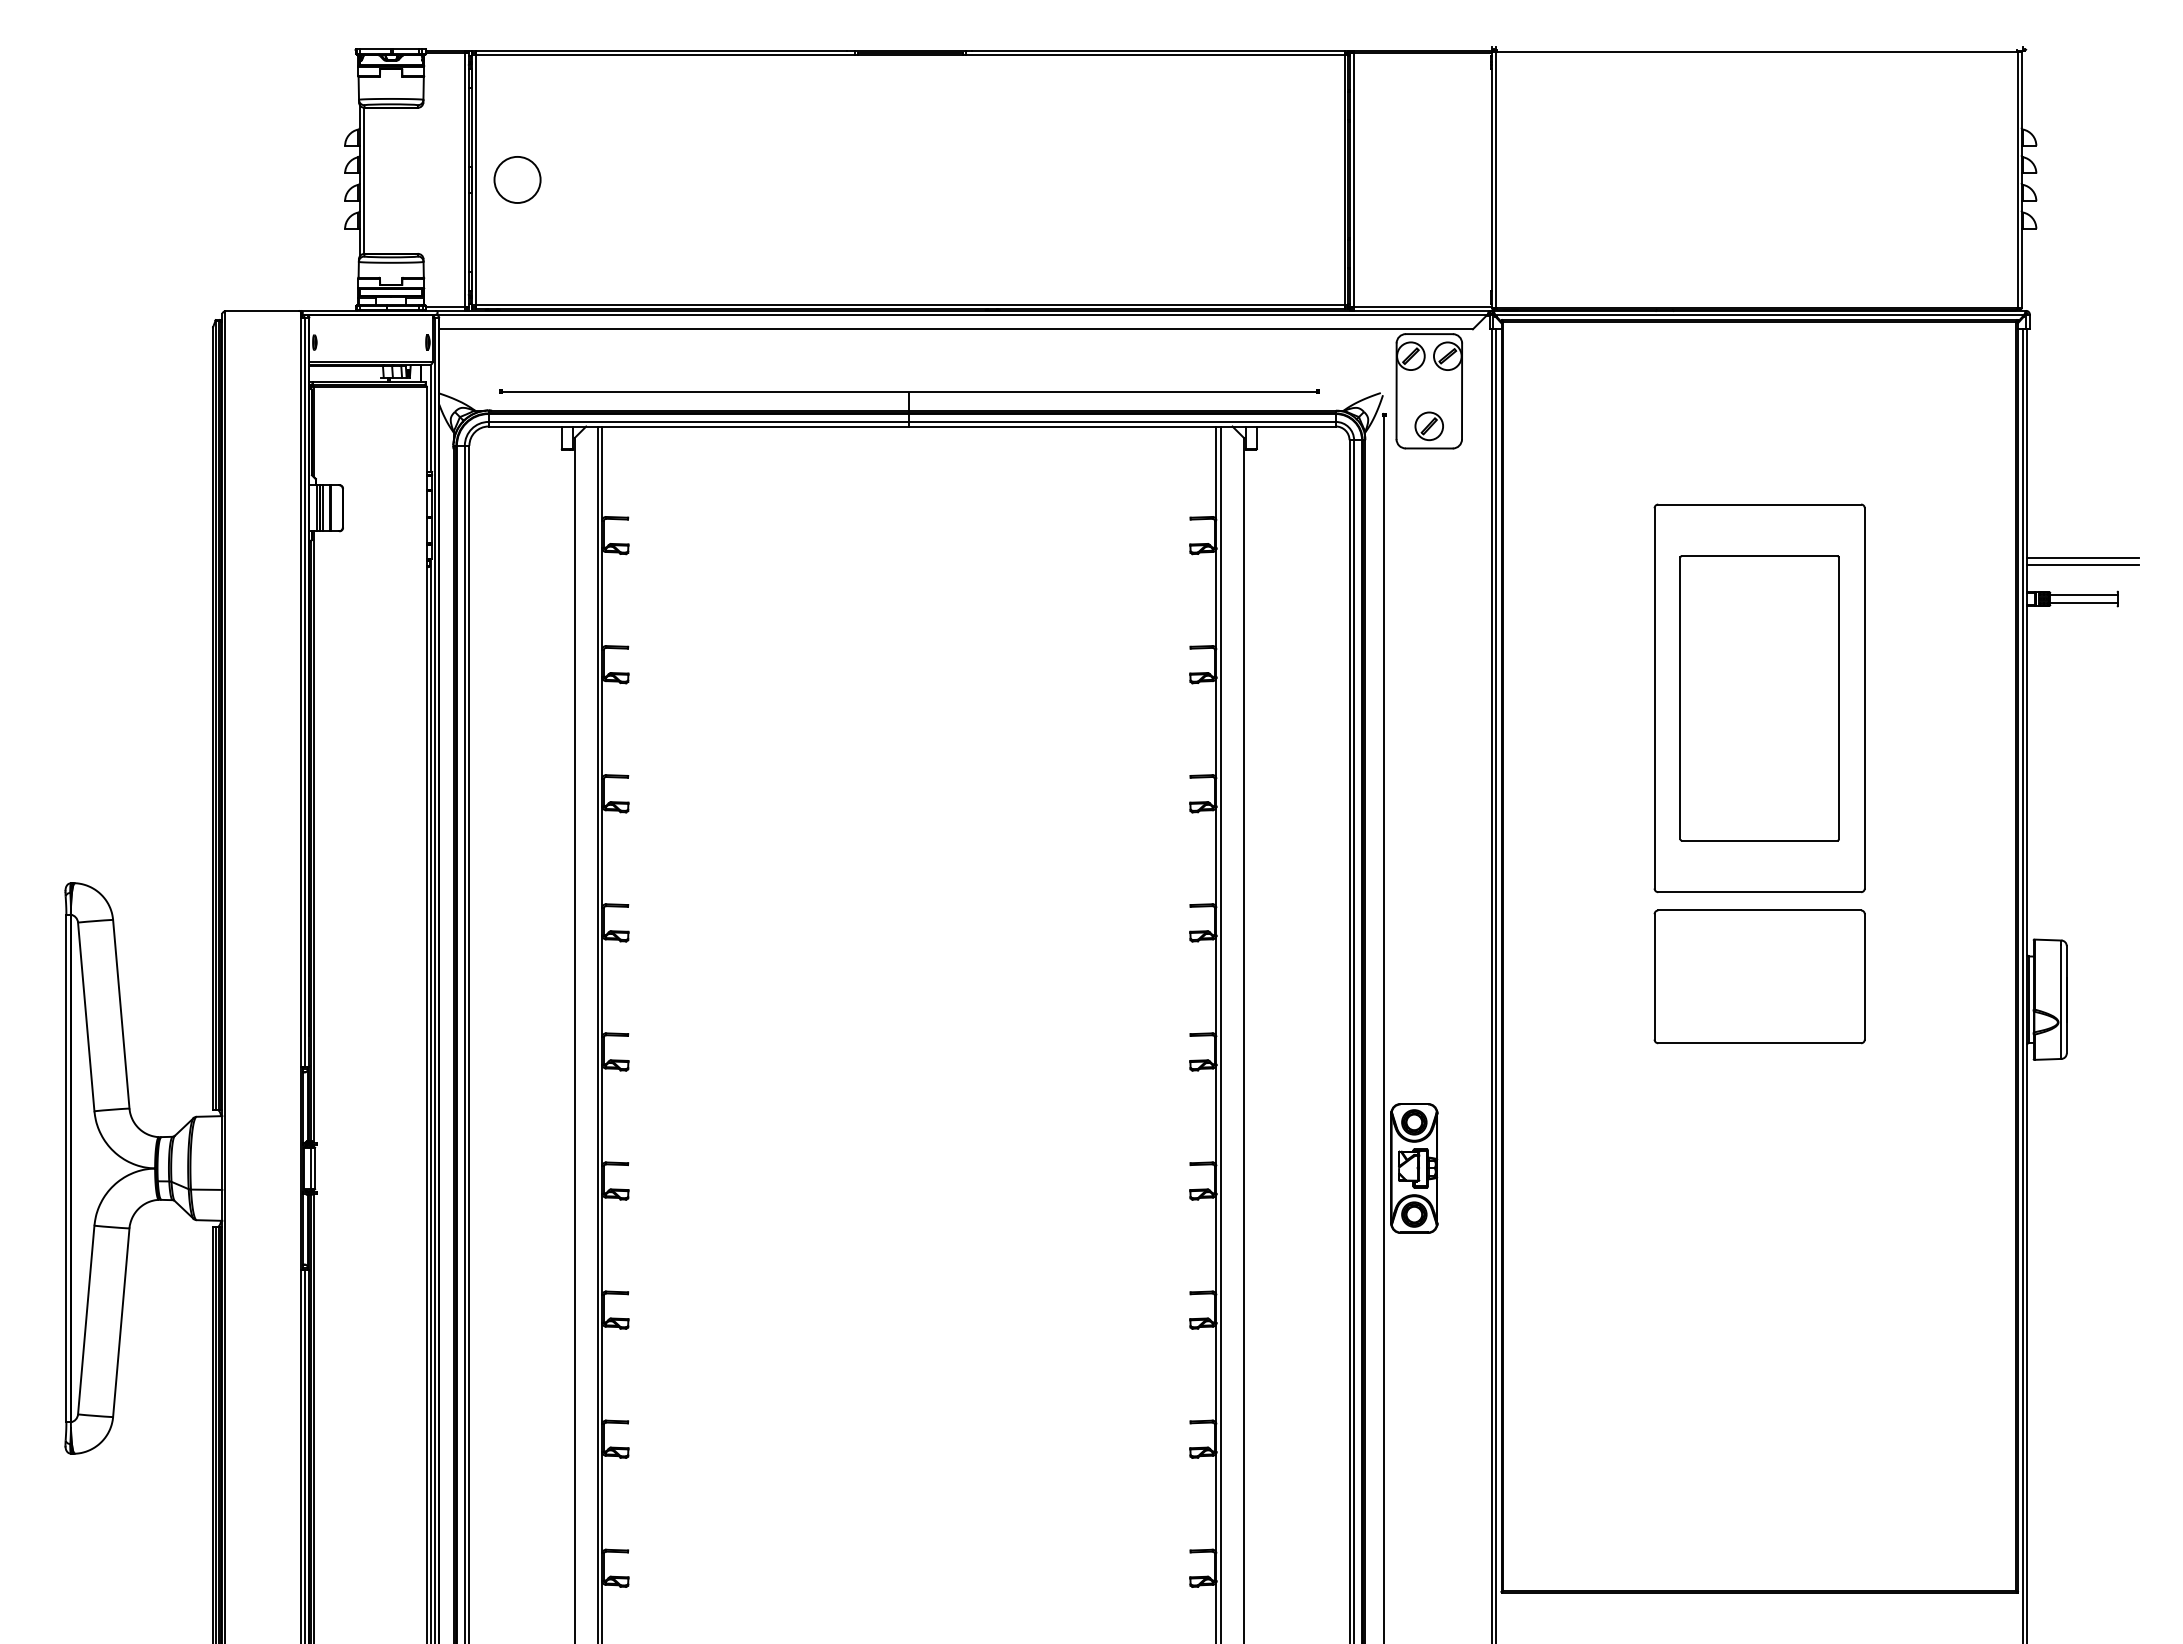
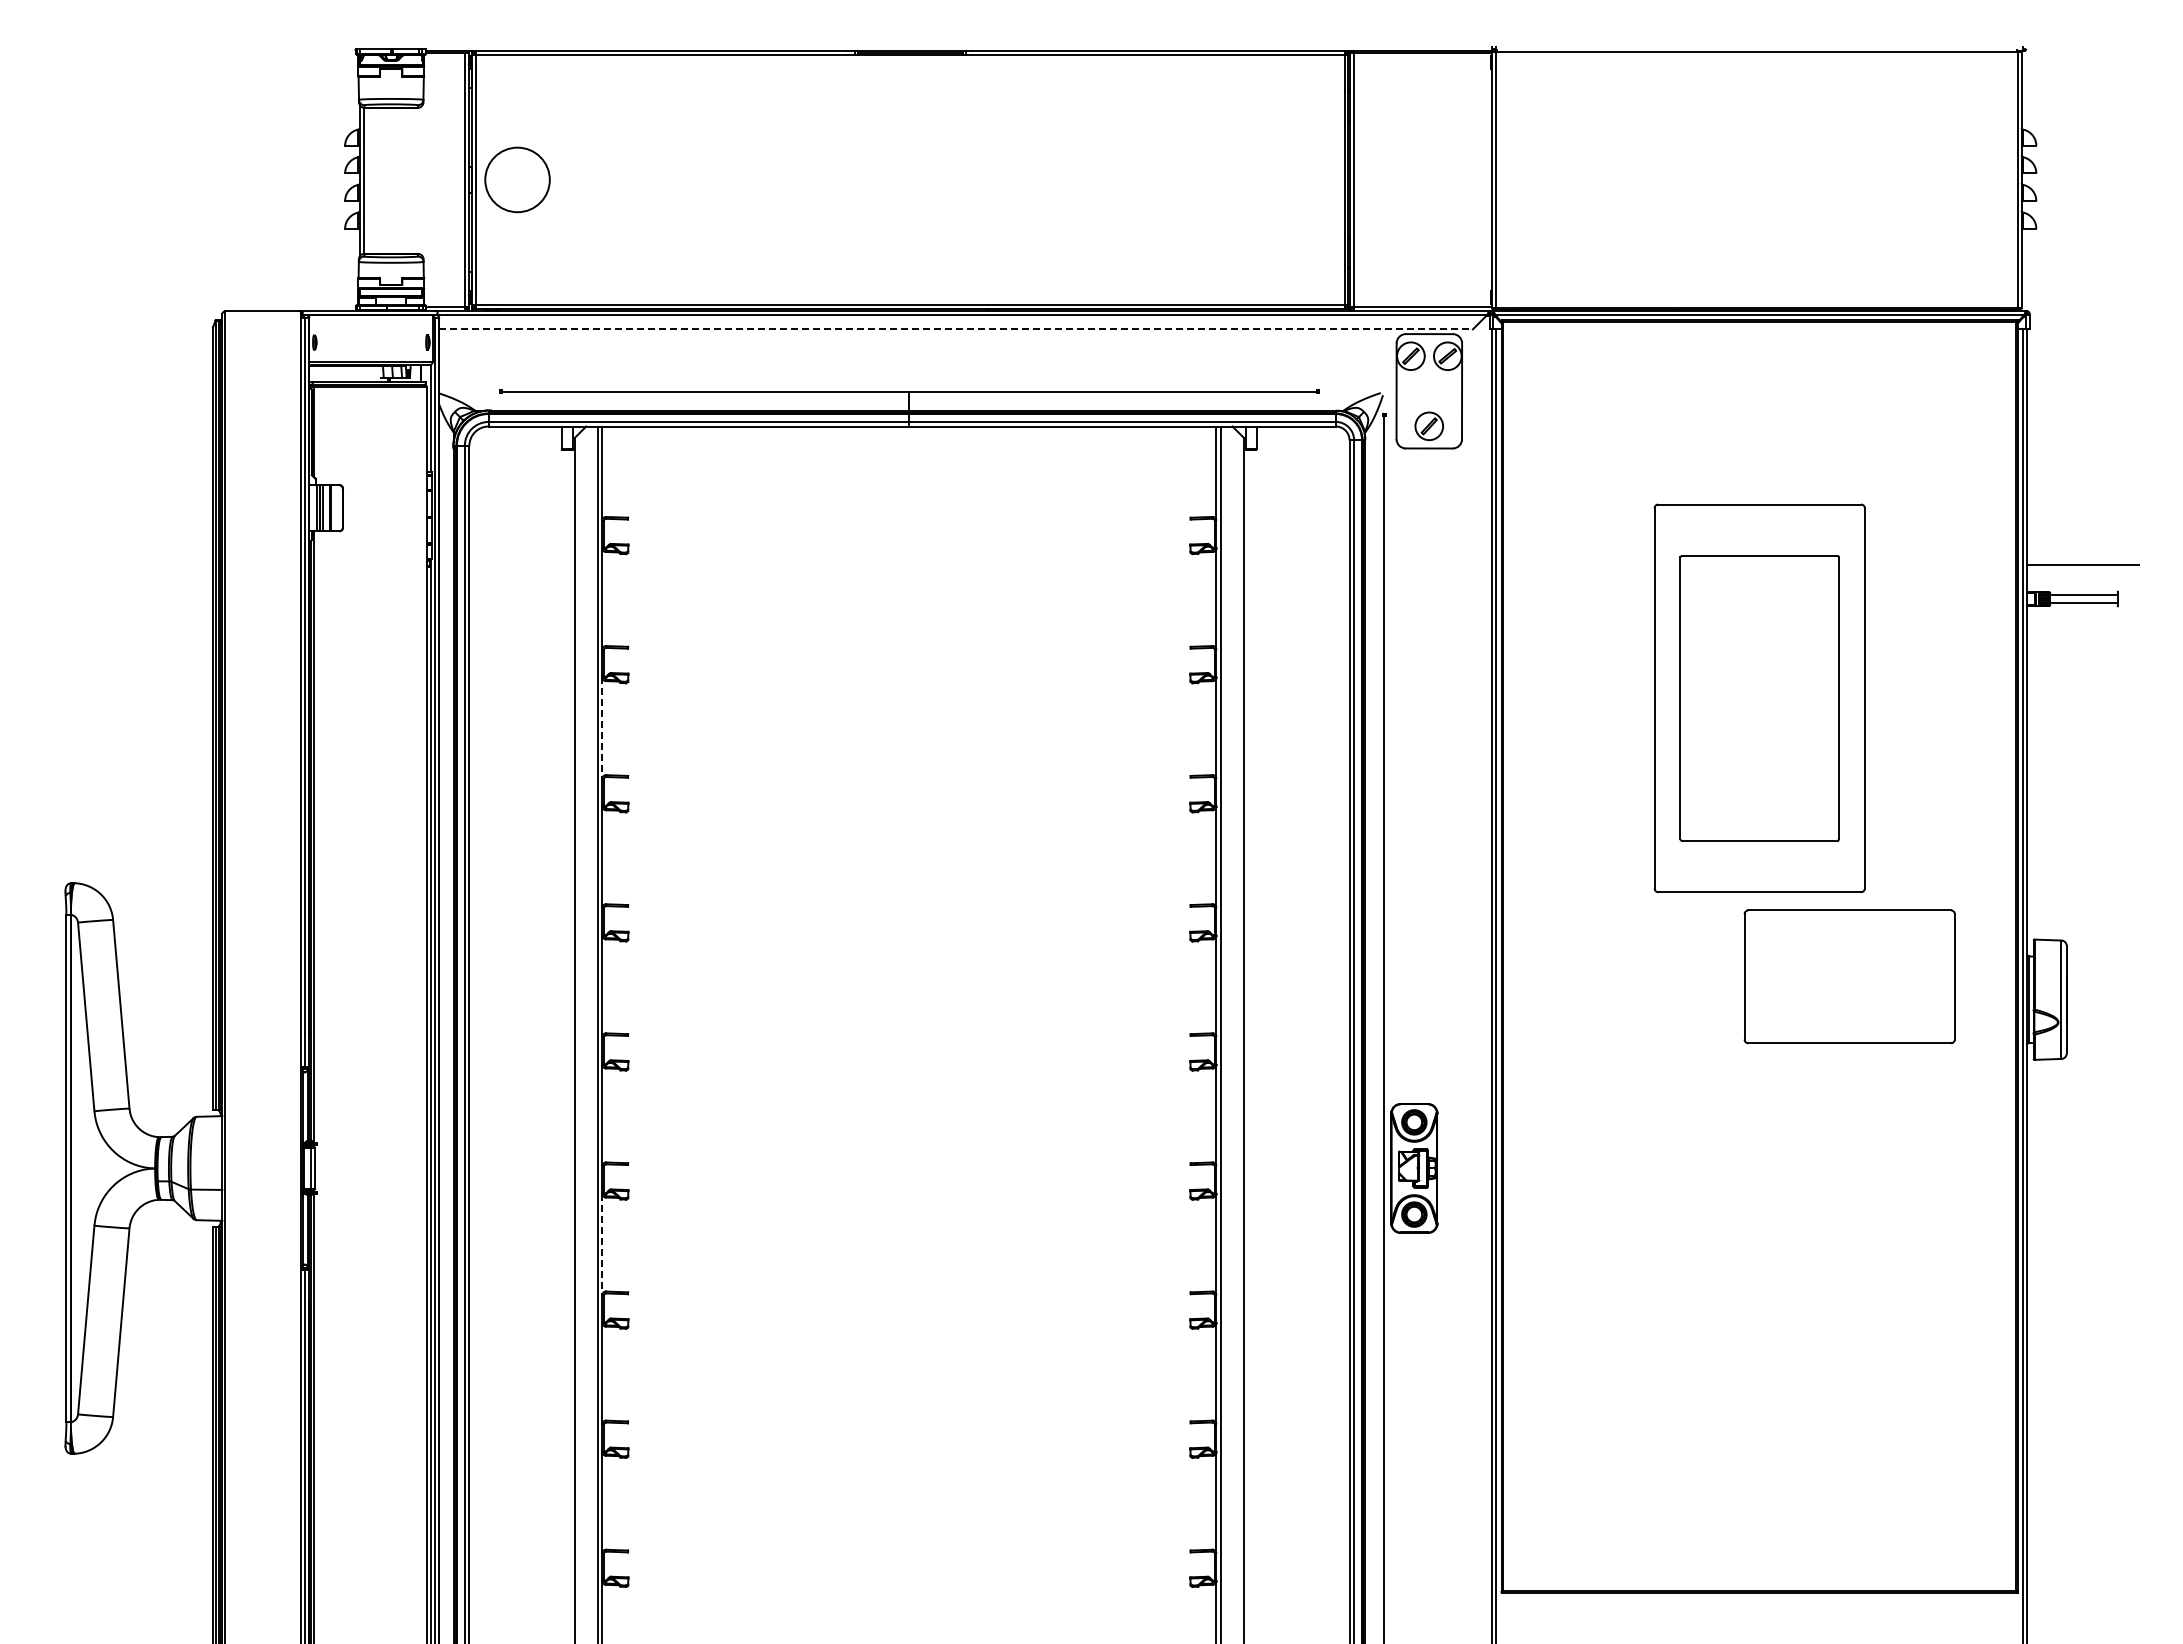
circle diameter: 46 px -> 65 px (517, 179)
line: solid -> dashed (956, 329)
line: present -> none (2082, 558)
line: solid -> dashed (602, 728)
part position: (1759, 976) -> (1849, 976) (1849, 976)
line: solid -> dashed (602, 1244)
